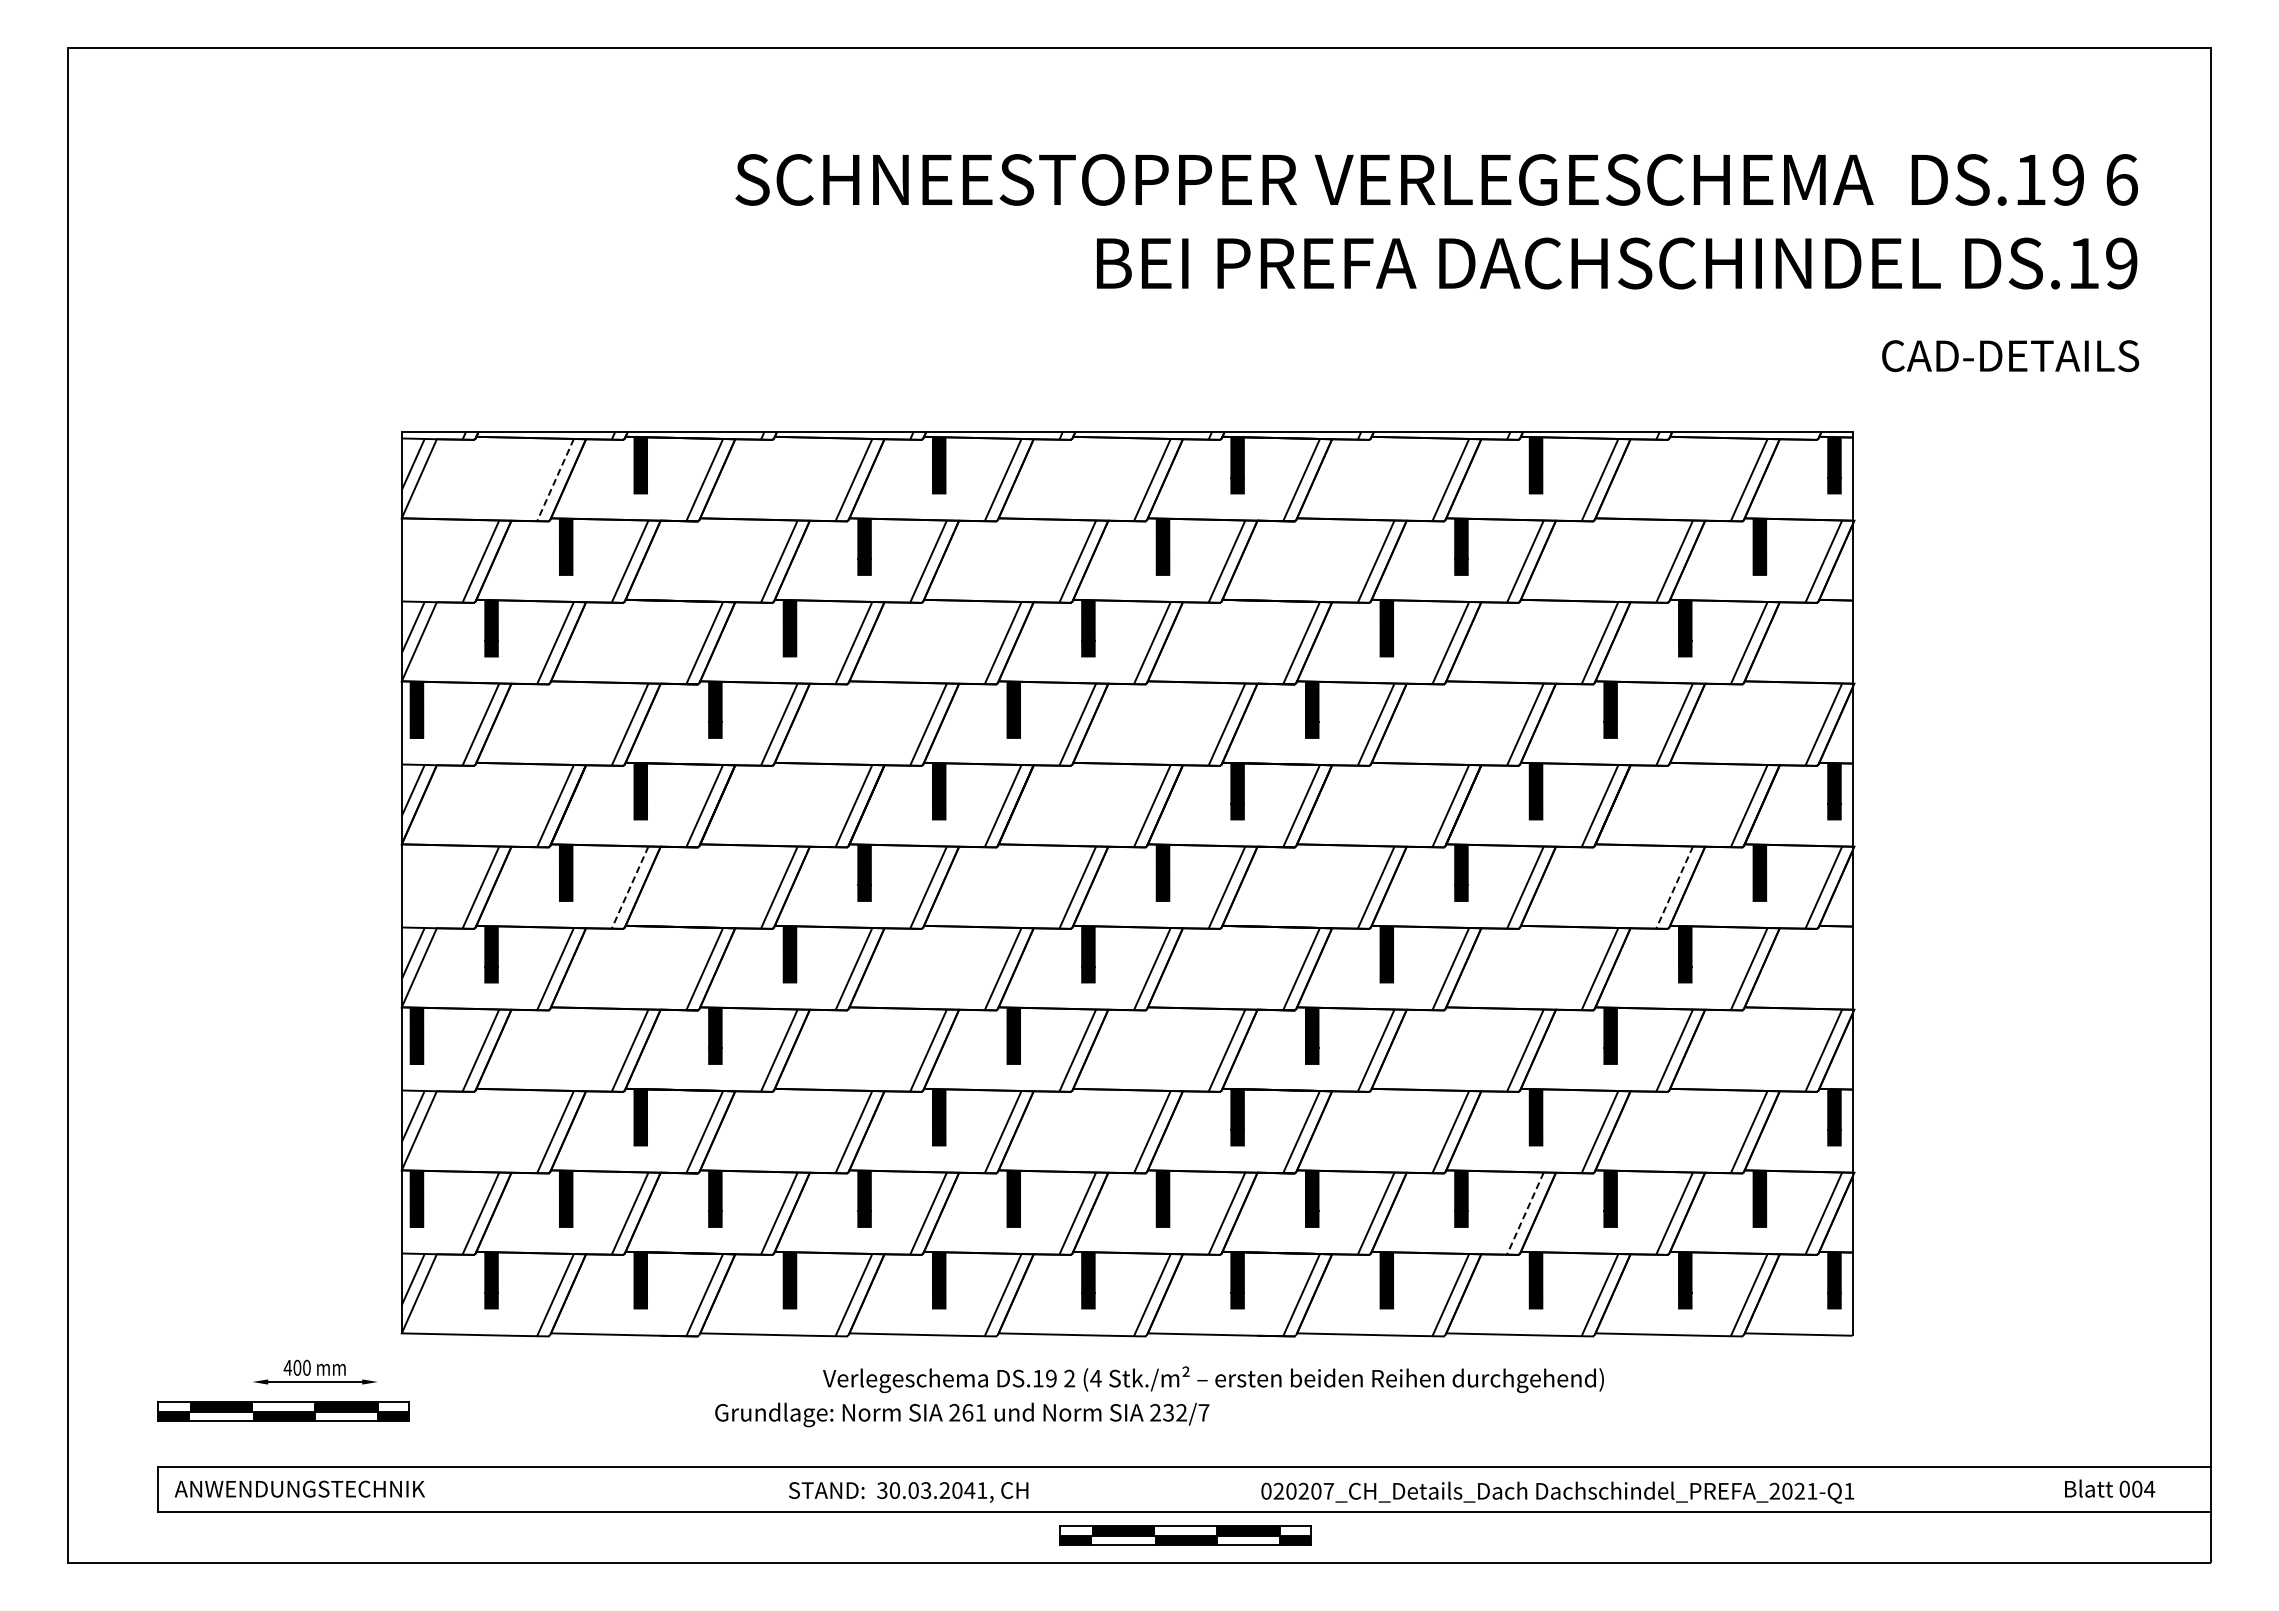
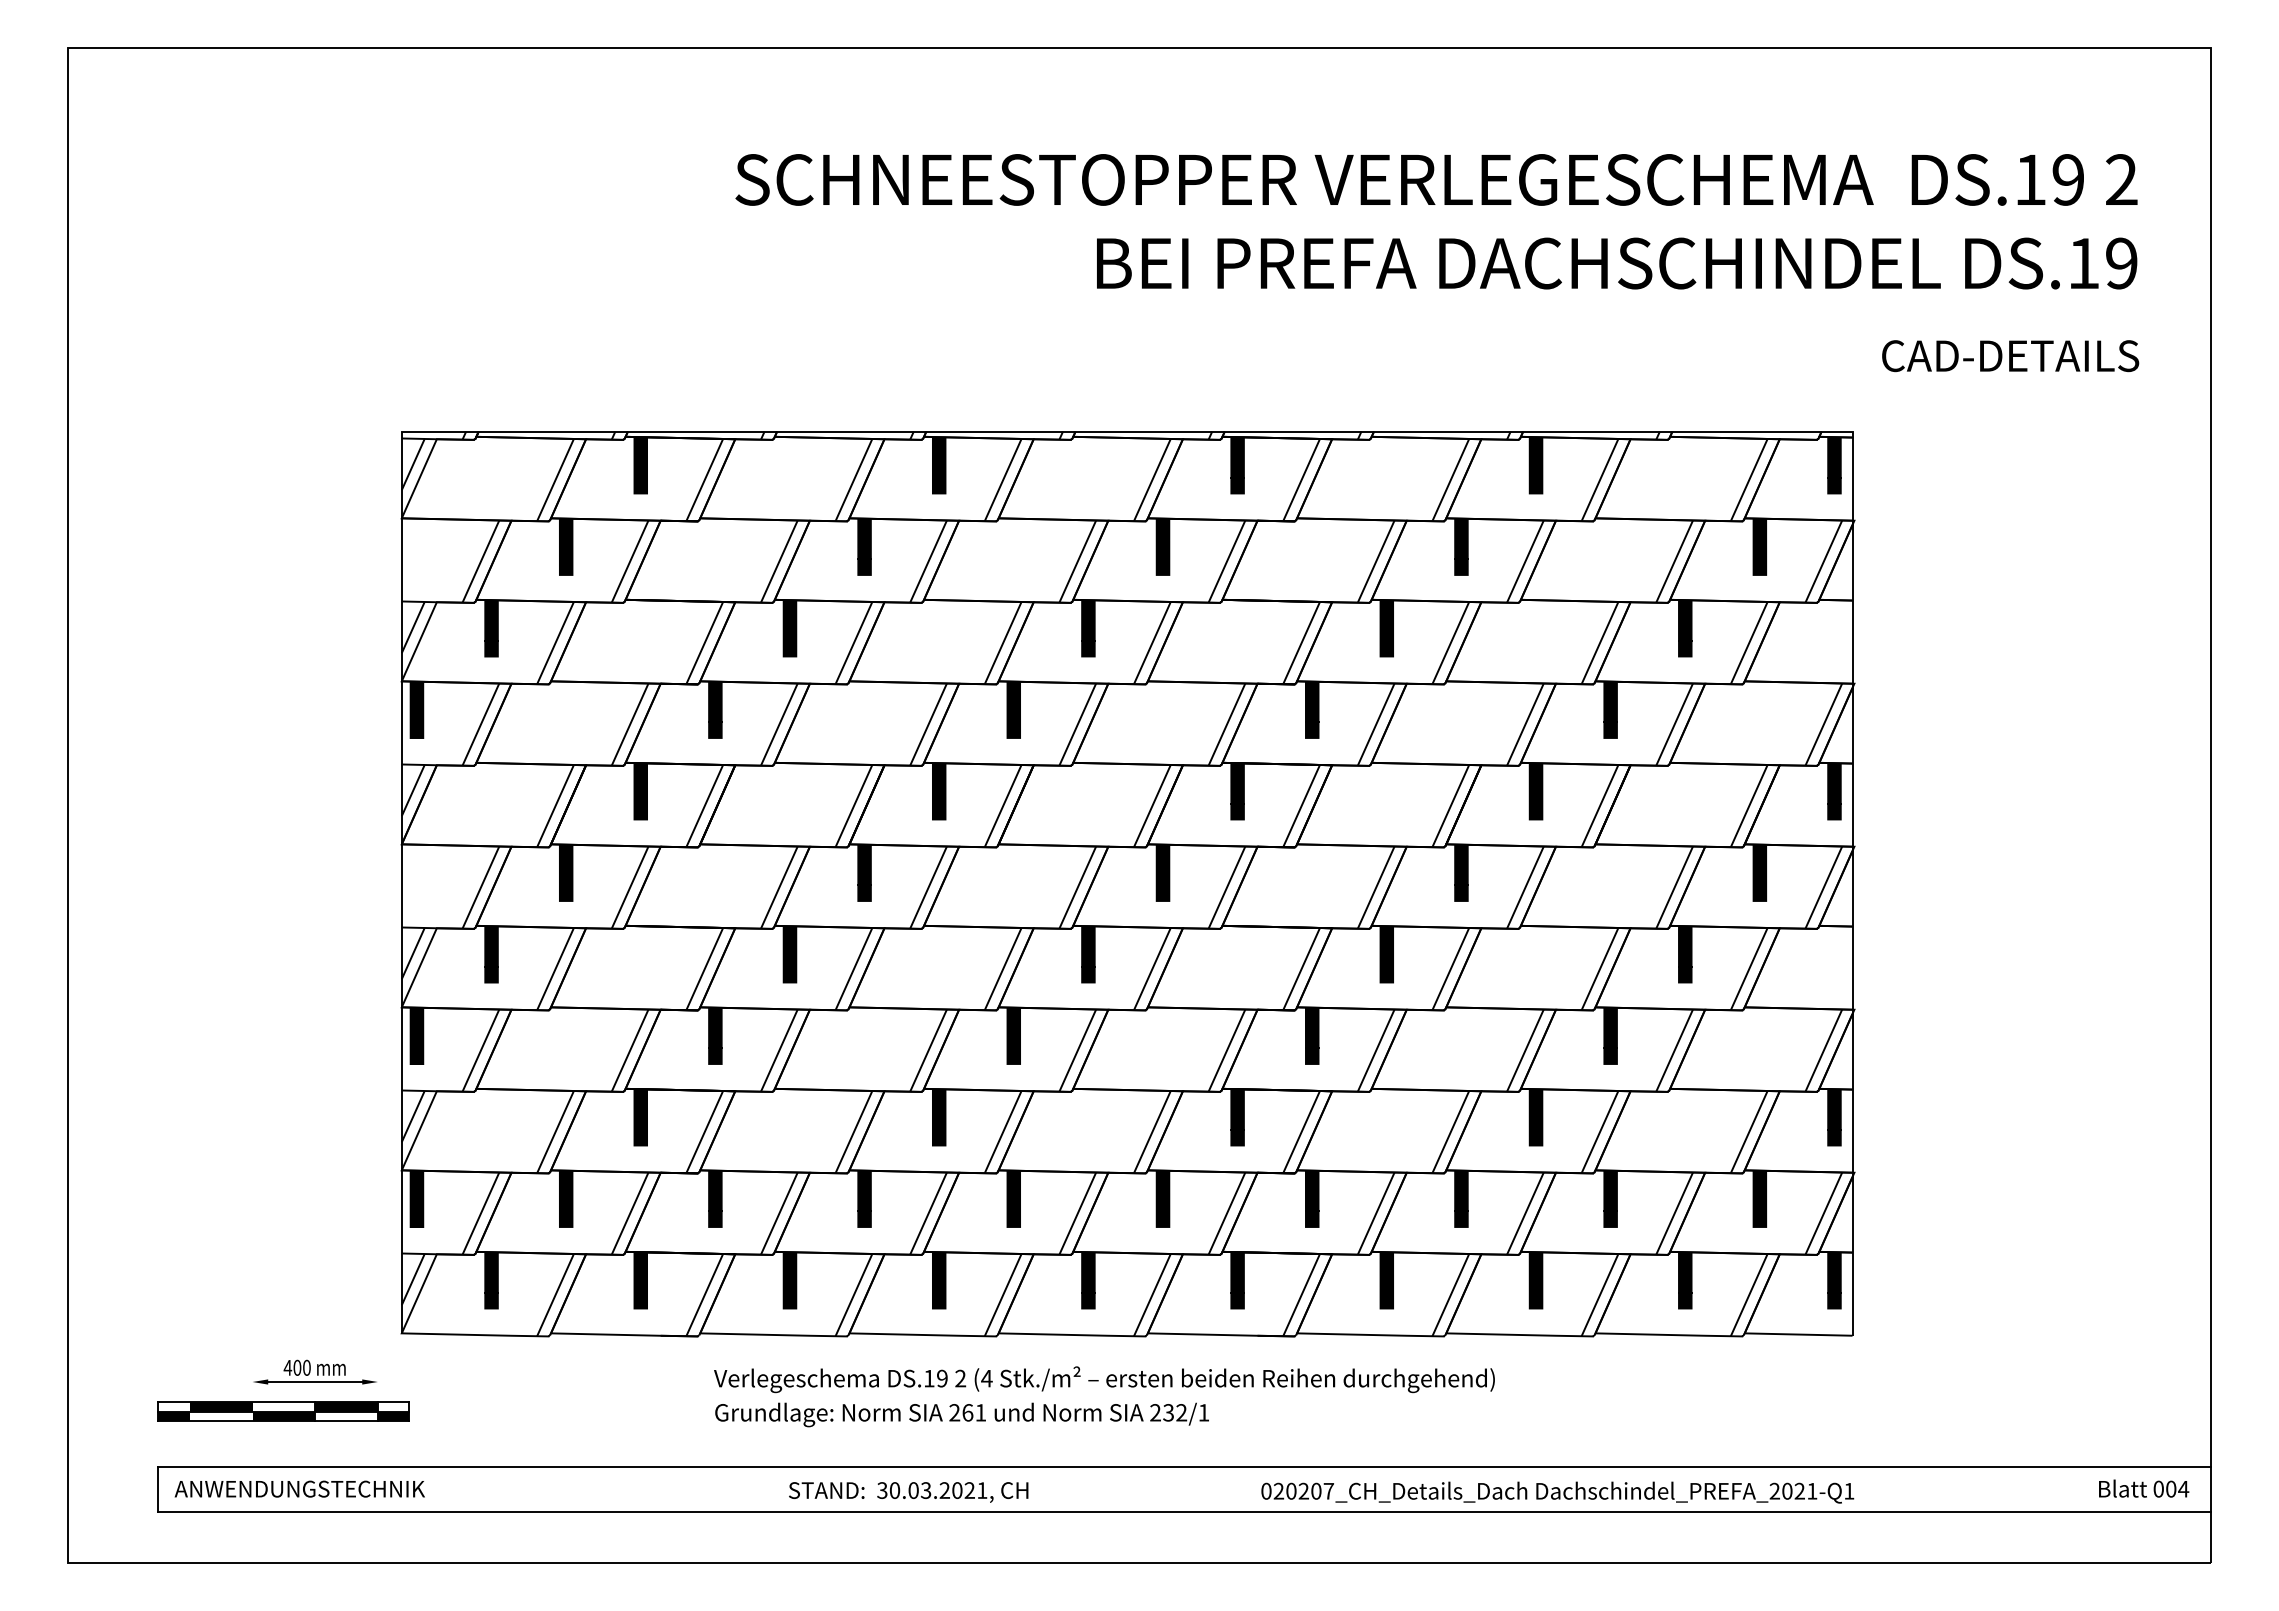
text: 6 -> 2 (2121, 179)
line: dashed -> solid (555, 480)
line: dashed -> solid (629, 888)
line: dashed -> solid (1674, 888)
line: dashed -> solid (1525, 1214)
text position: (1213, 1379) -> (1104, 1379) (1104, 1379)
text: 232/7 -> 232/1 (1203, 1412)
text position: (2110, 1488) -> (2144, 1488) (2144, 1488)
text: 30.03.2041, -> 30.03.2021, (969, 1490)
part: present -> none (1185, 1535)
